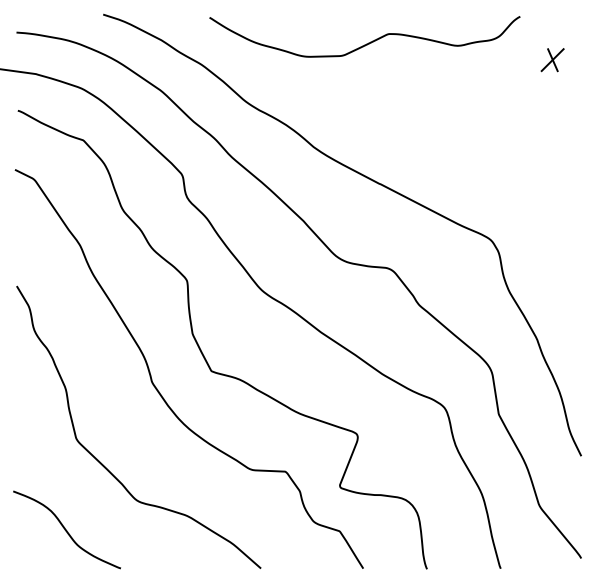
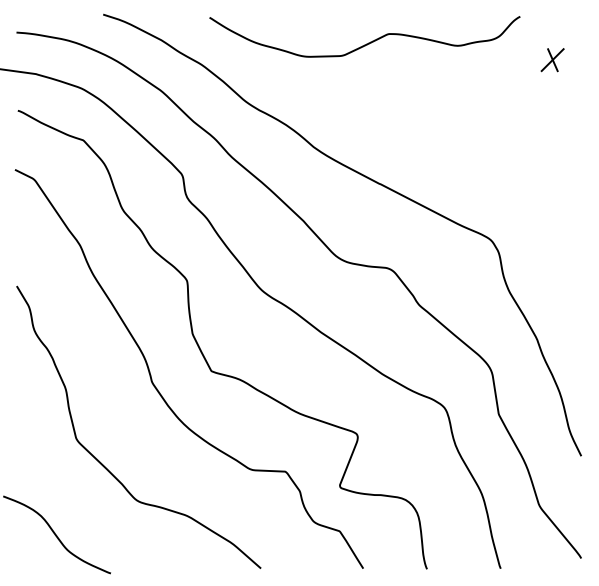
curve position: (66, 529) -> (56, 534) (56, 534)
